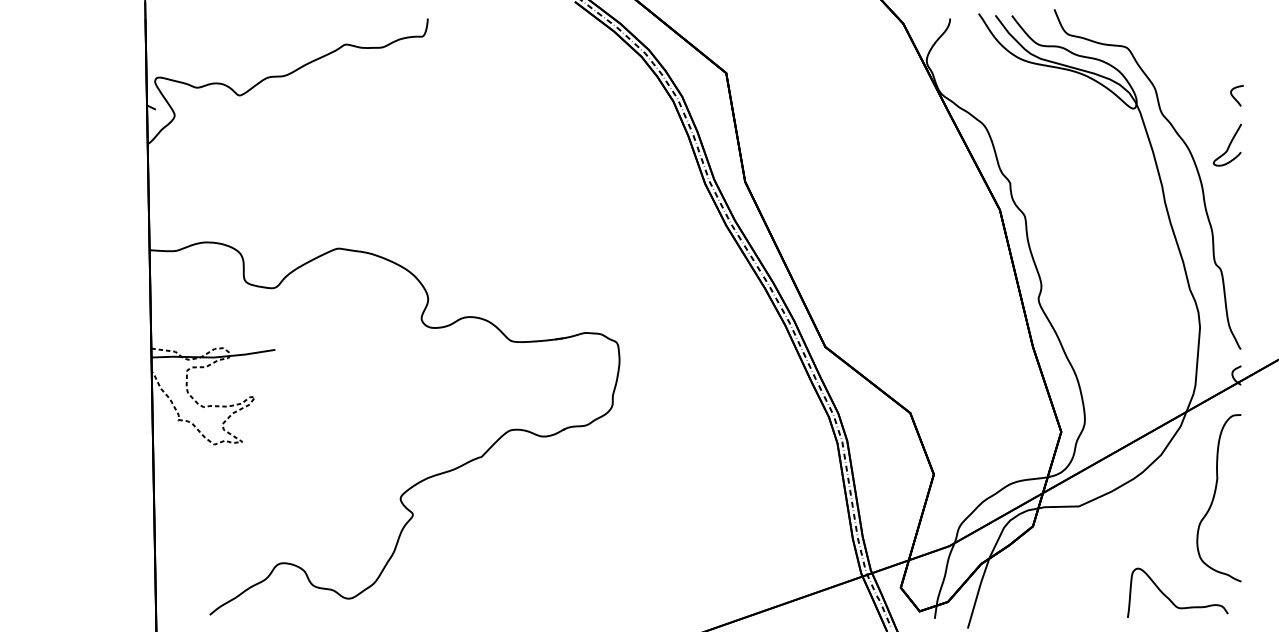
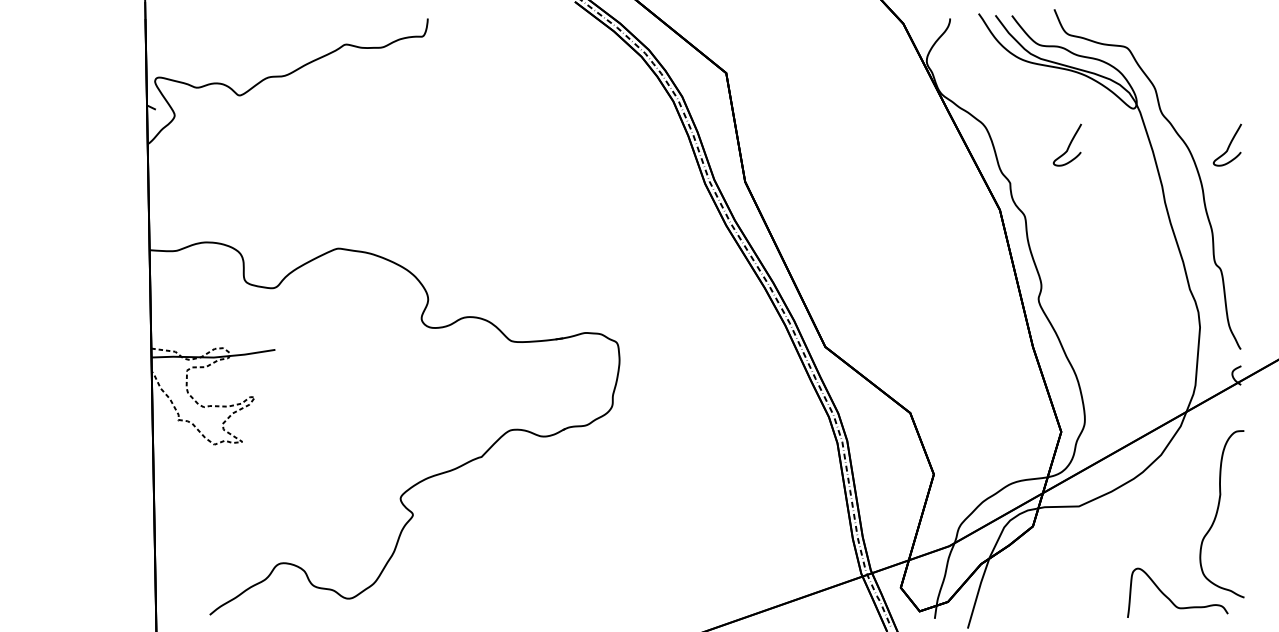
curve: present -> none (1234, 96)
curve: none -> present (1068, 145)
curve position: (1214, 498) -> (1217, 514) (1217, 514)
